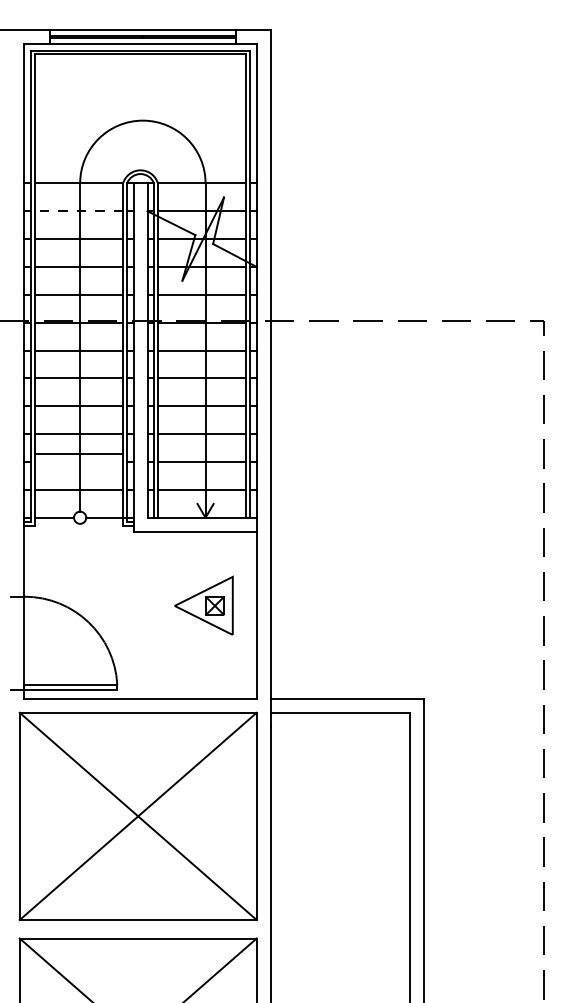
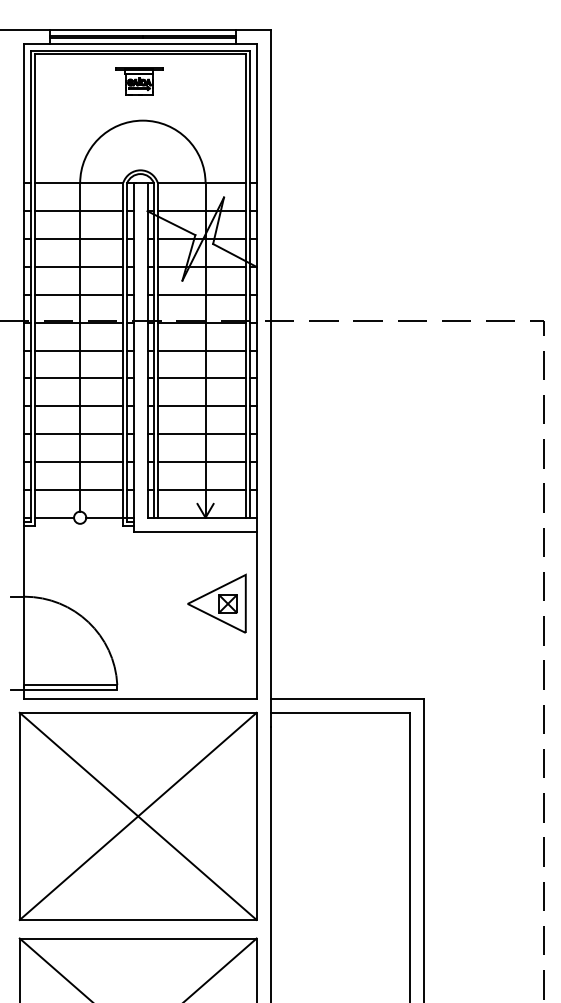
part: none -> present (139, 81)
line: dashed -> solid (78, 211)
line position: (78, 454) -> (78, 462) (78, 462)
part position: (203, 605) -> (216, 603) (216, 603)
